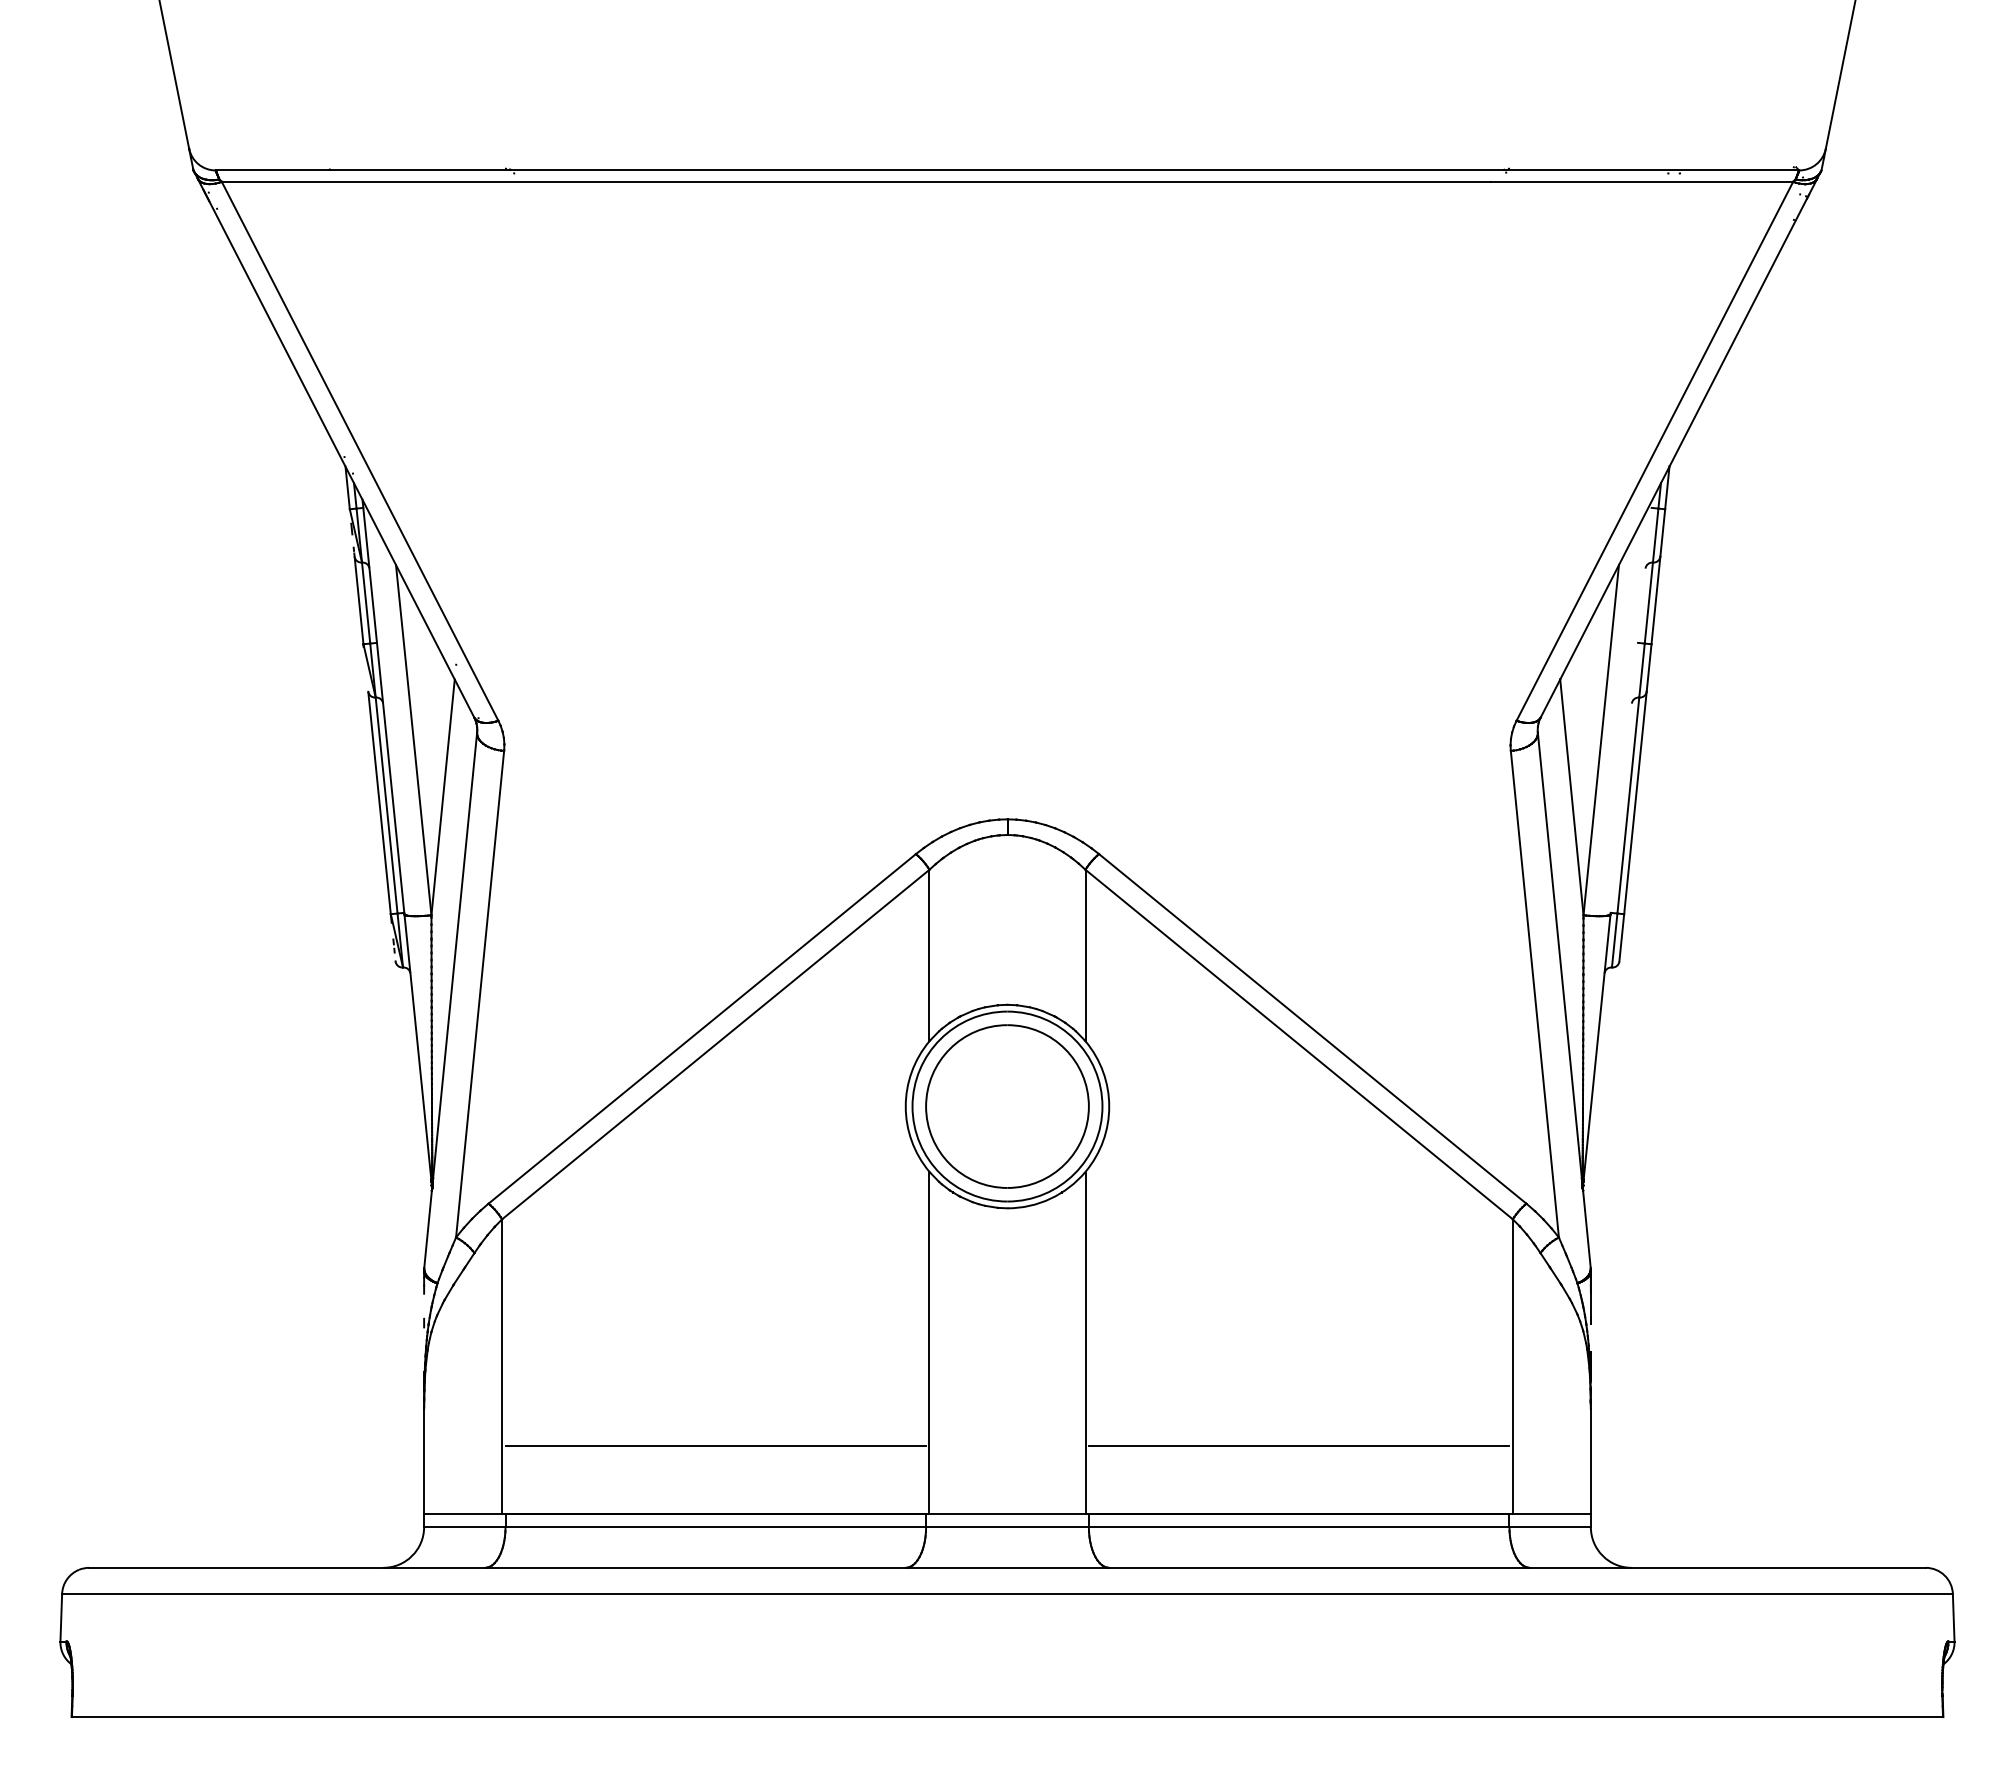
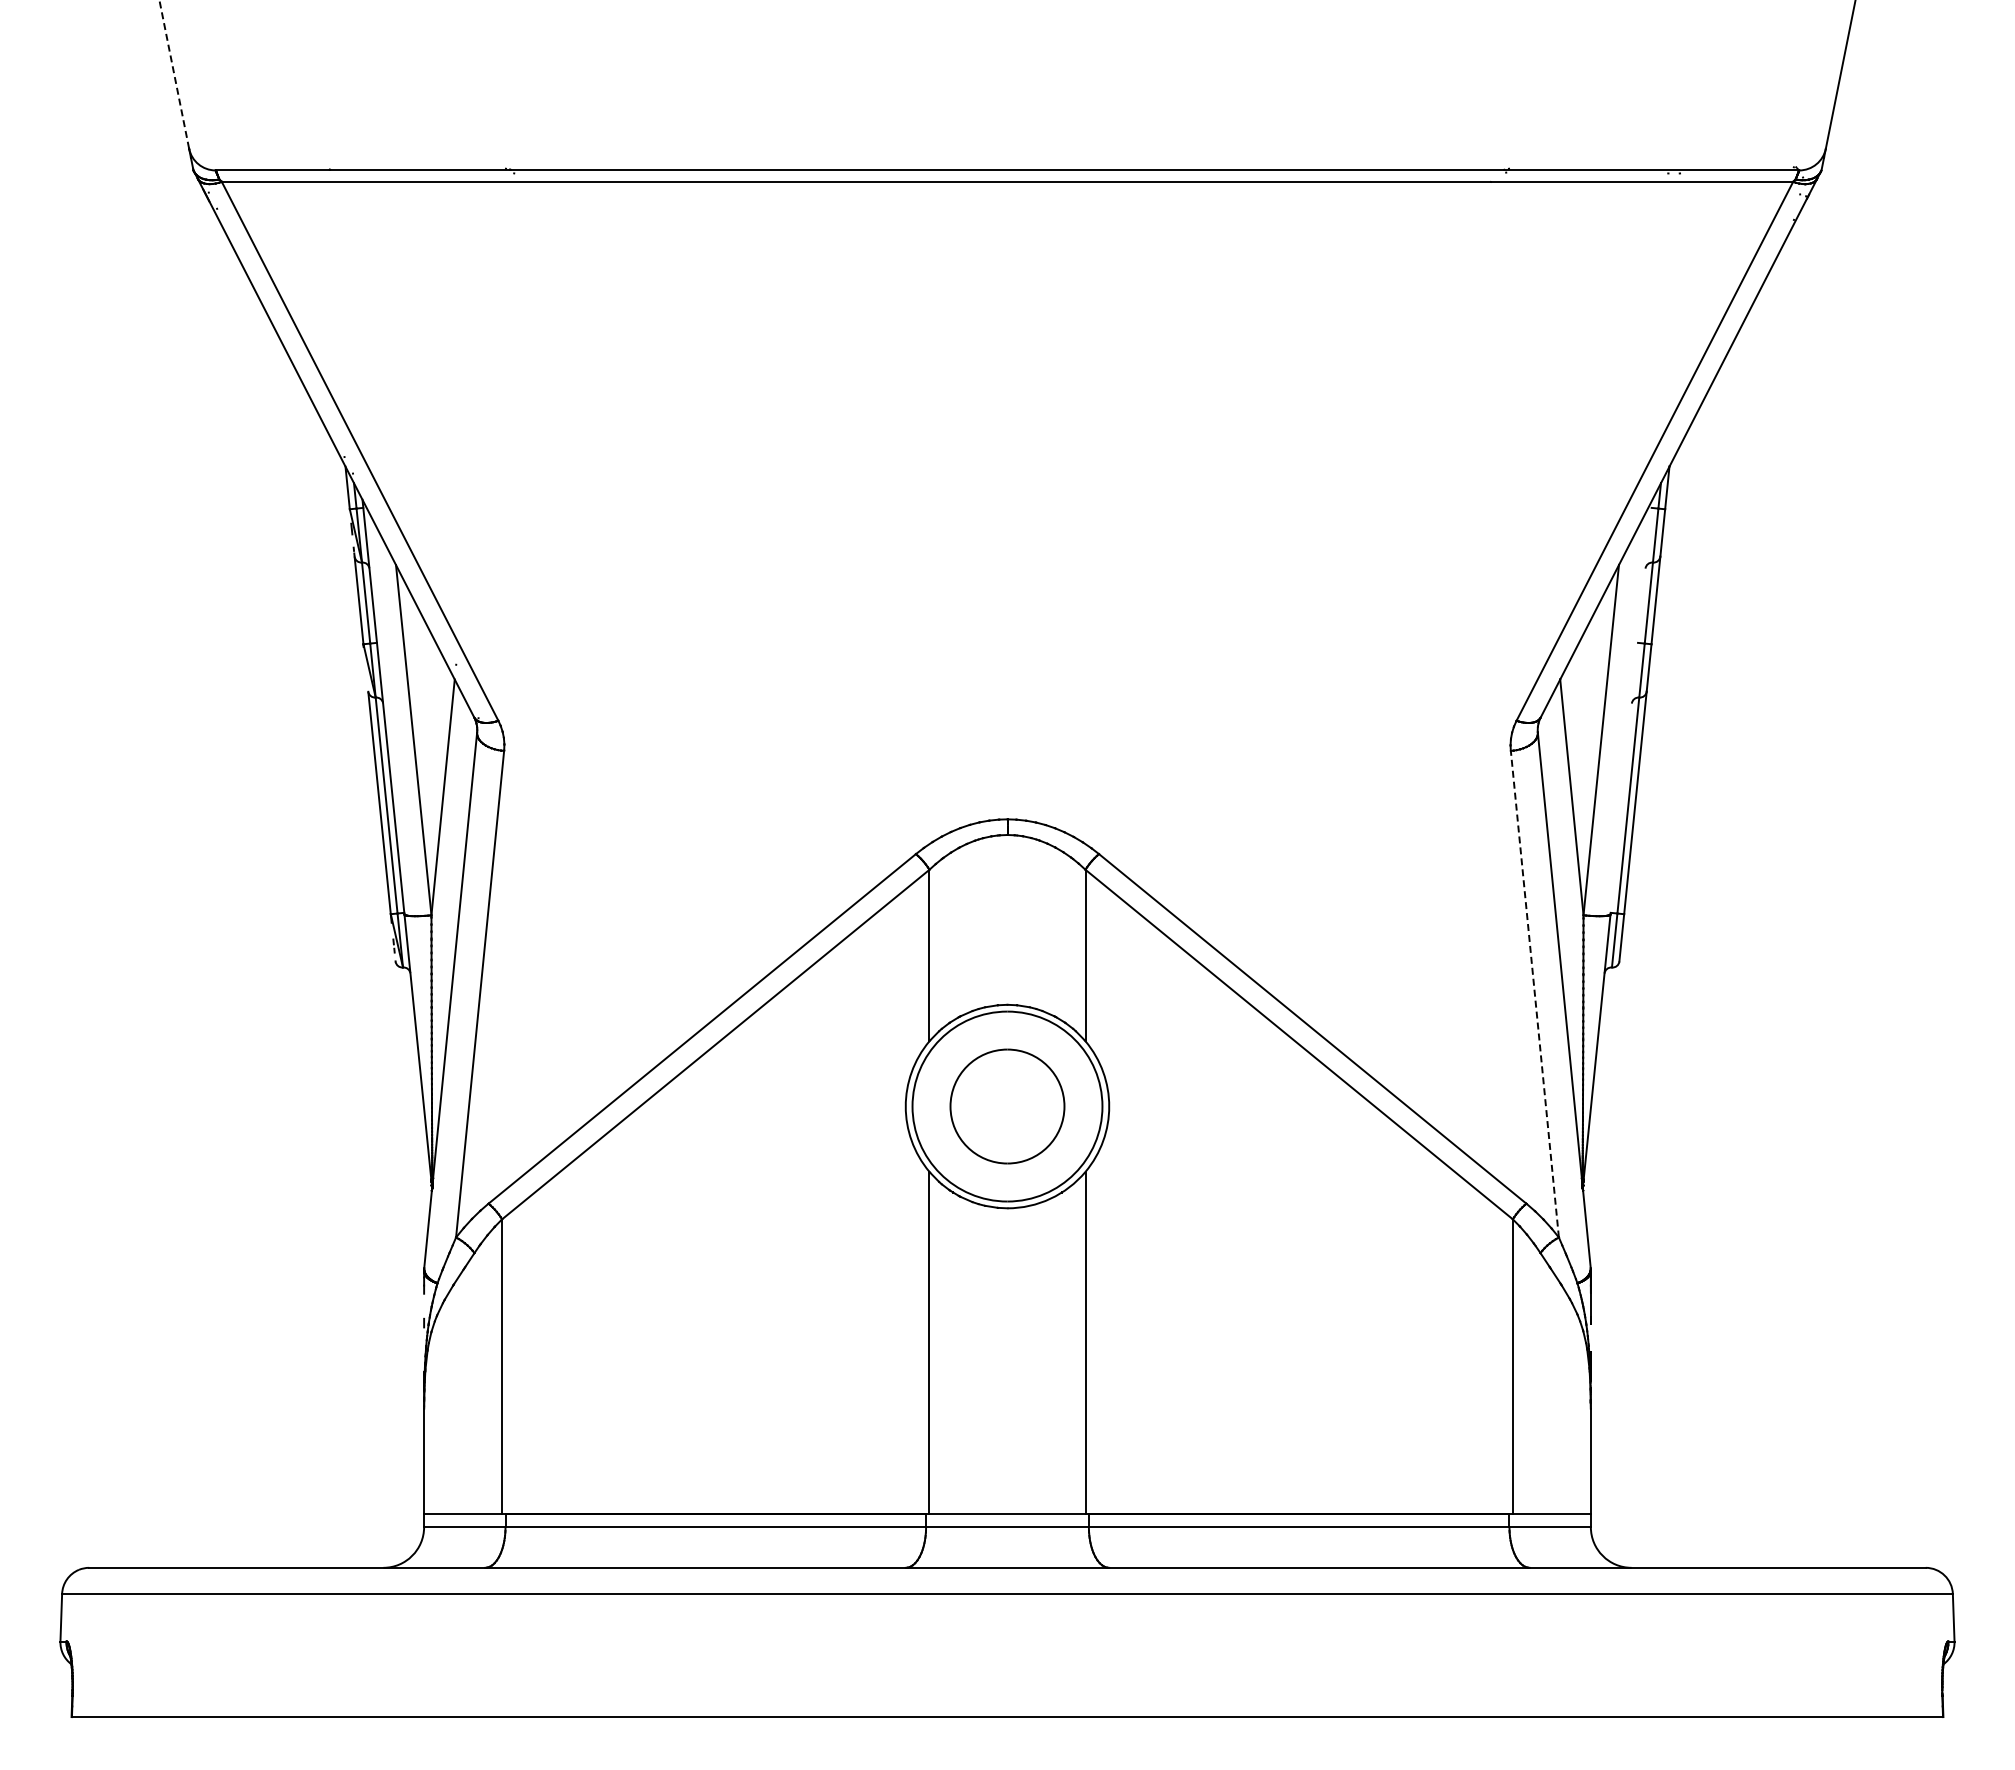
line: solid -> dashed (174, 74)
line: solid -> dashed (1534, 993)
part size: 165x165 px -> 117x117 px (1007, 1106)
line: present -> none (715, 1445)
line: present -> none (1298, 1445)
